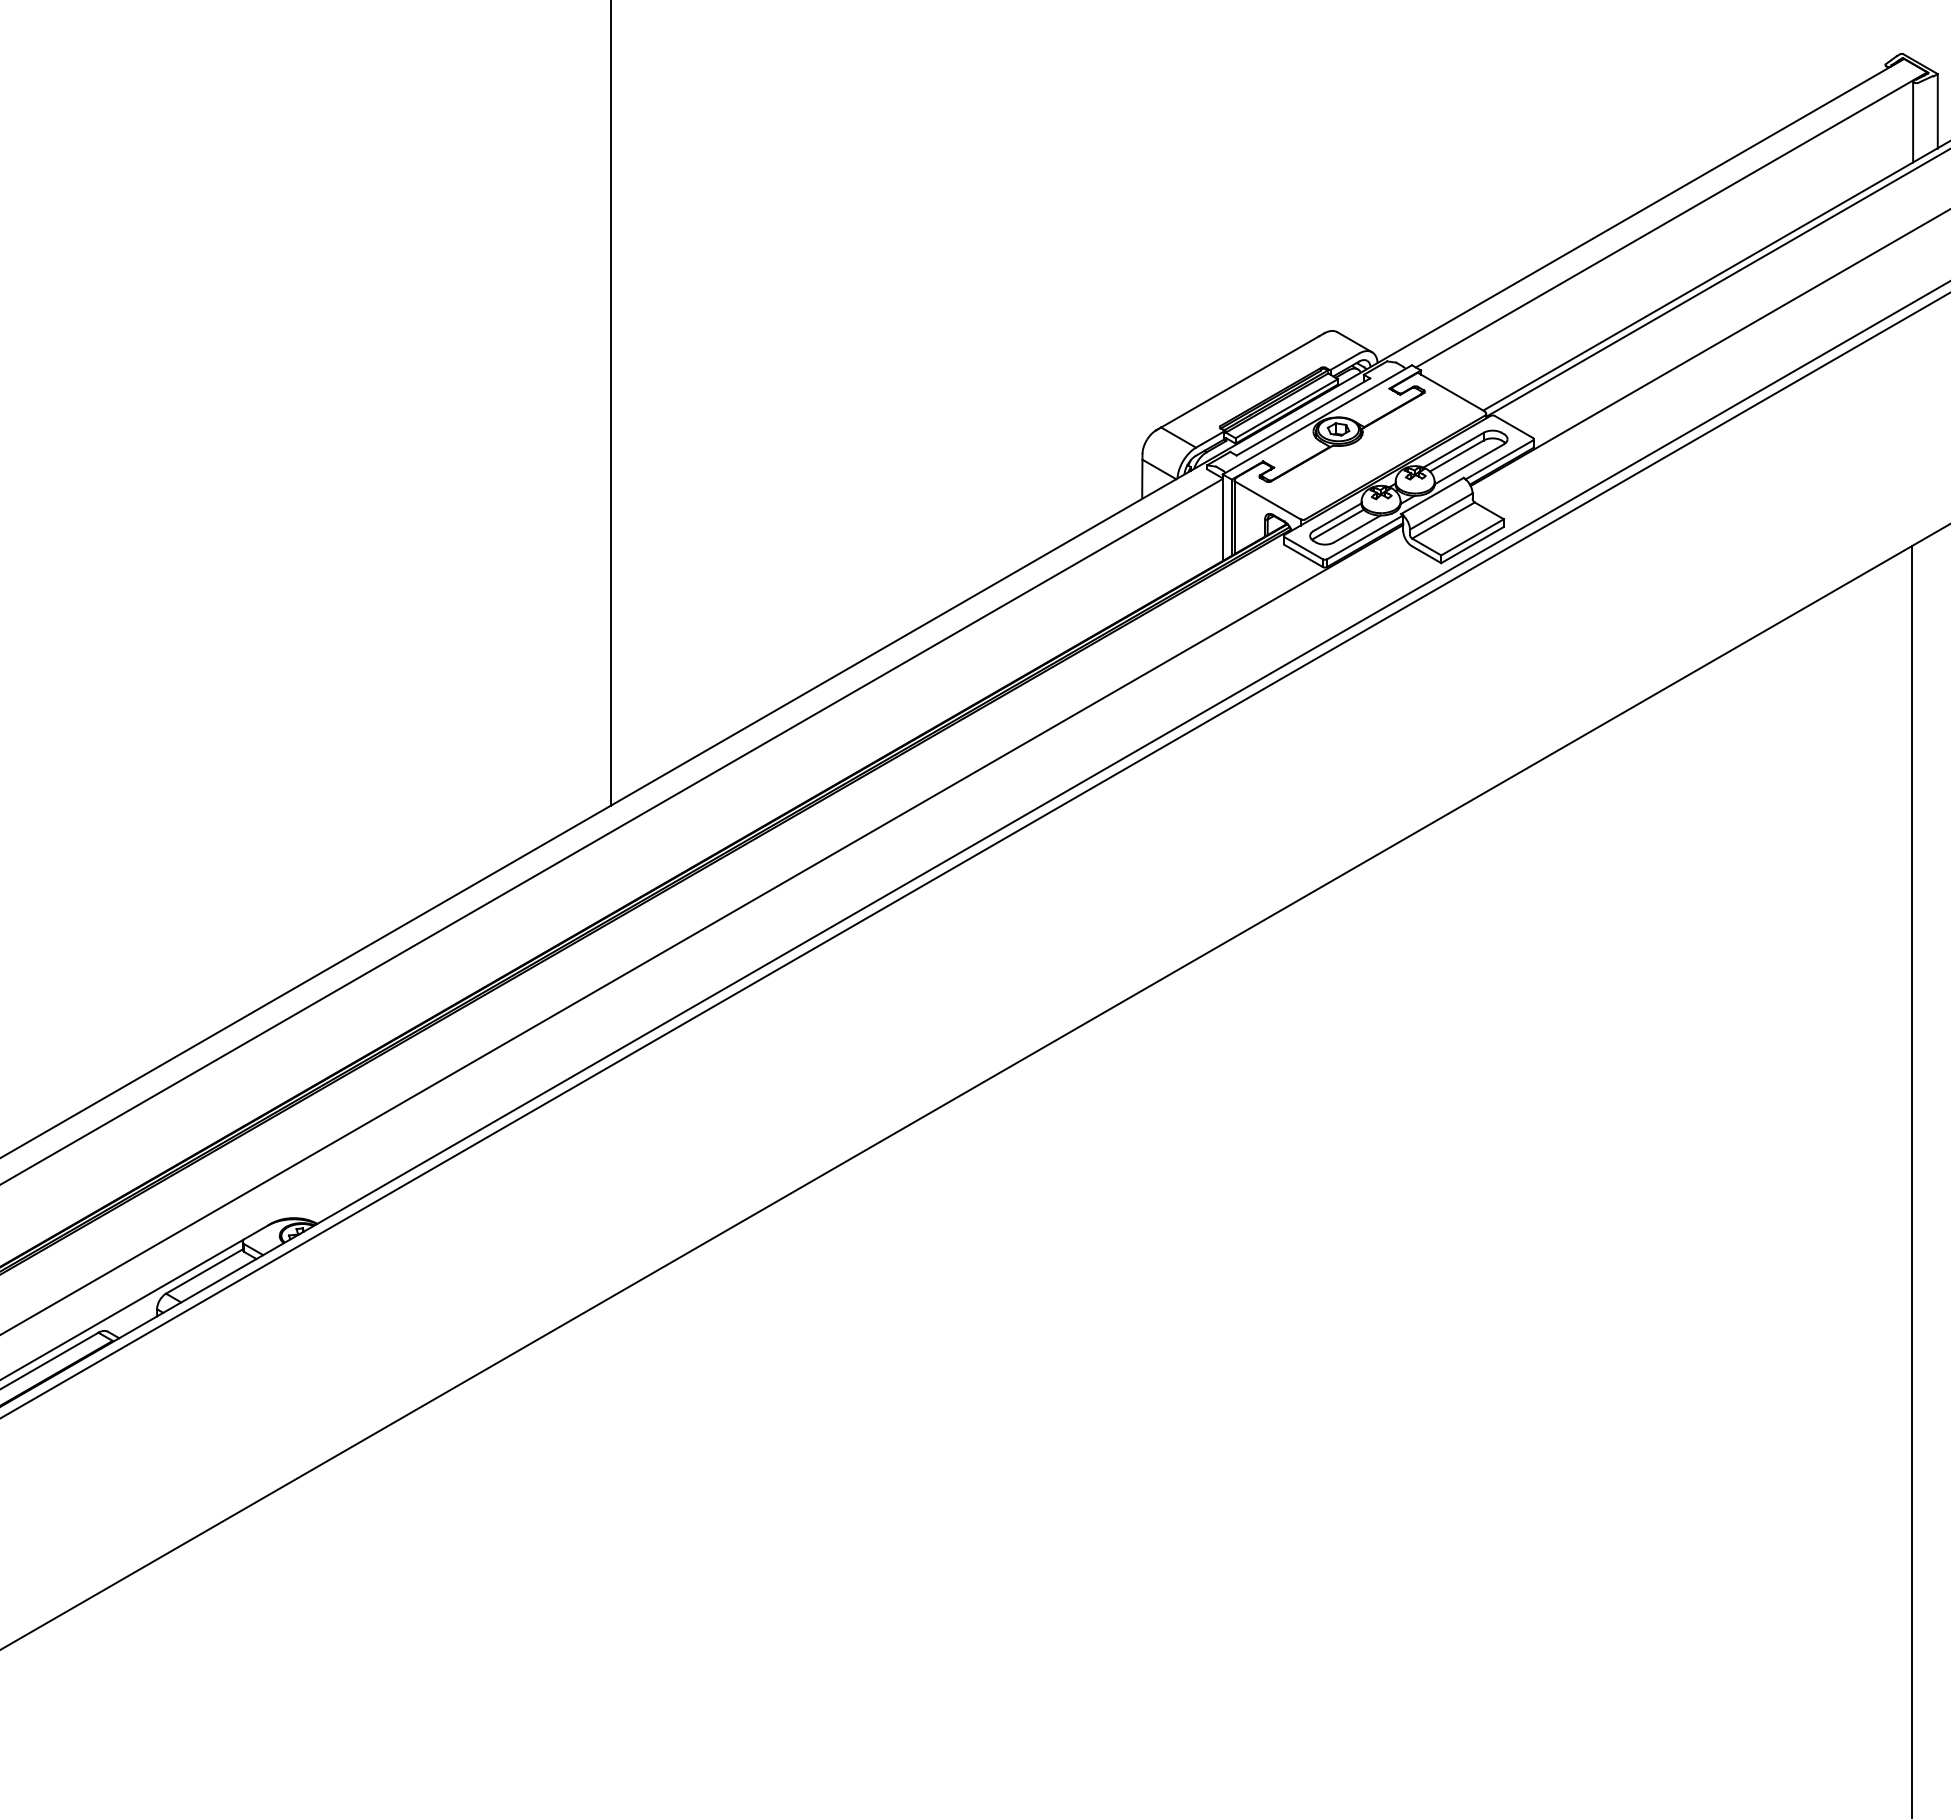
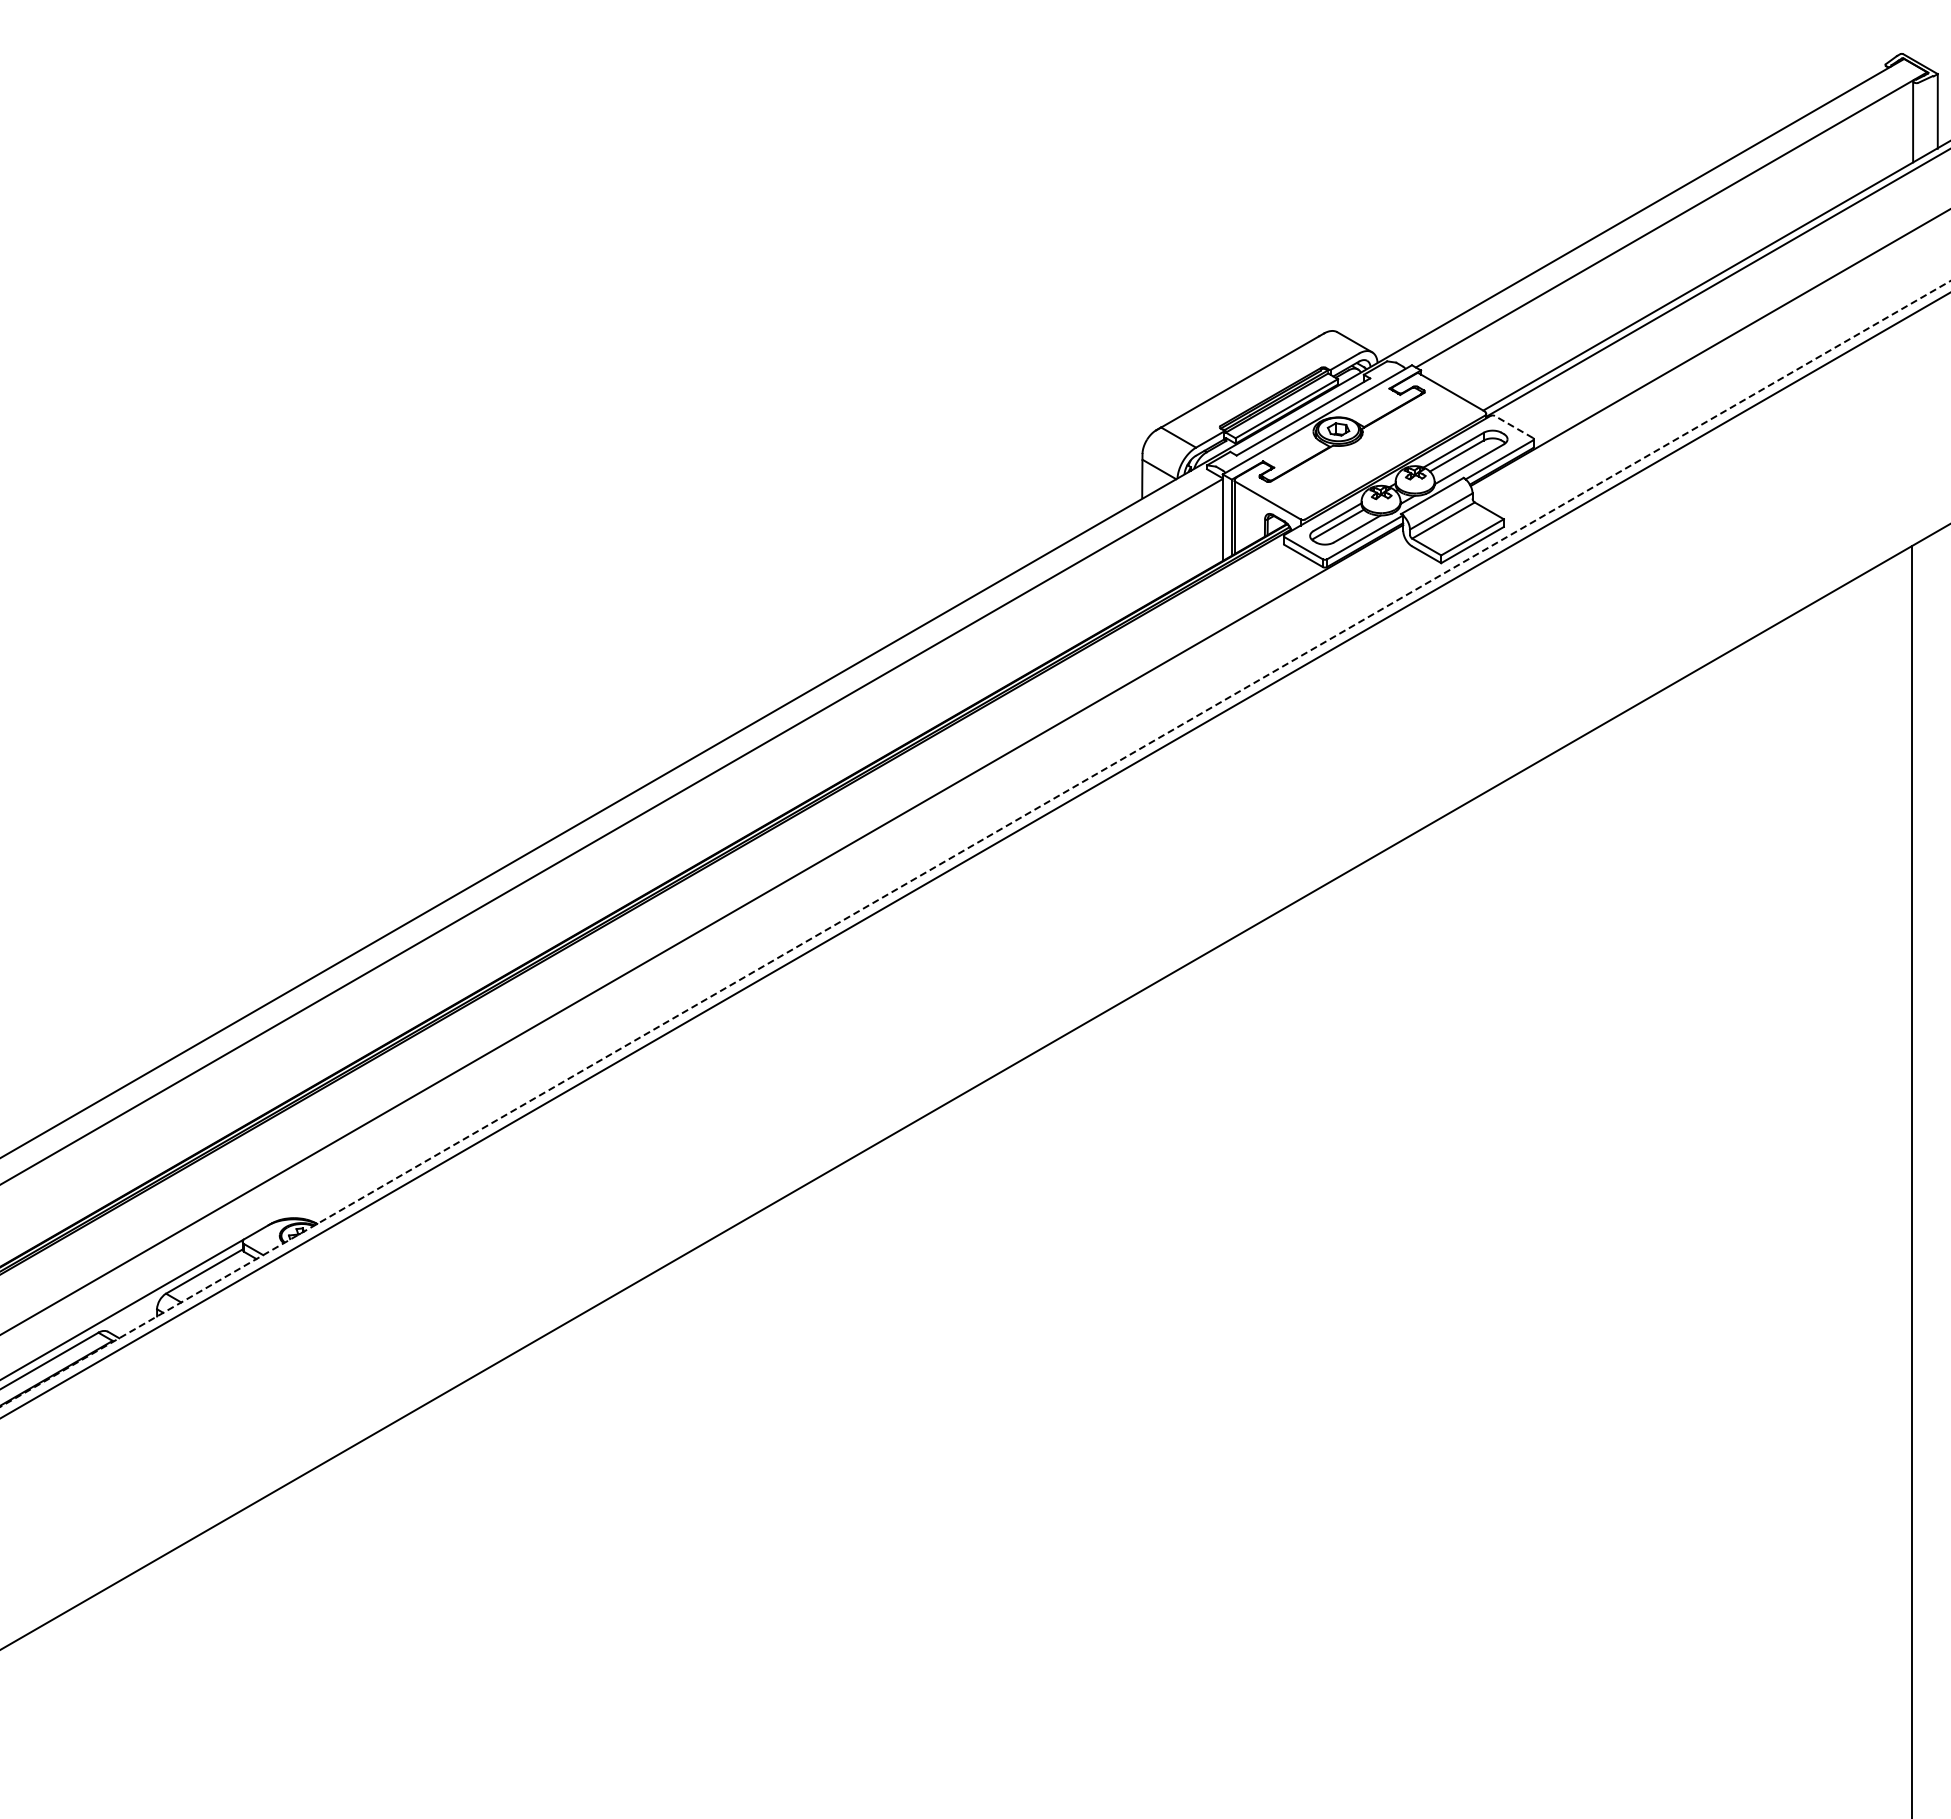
line: present -> none (610, 403)
line: solid -> dashed (1513, 426)
line: solid -> dashed (975, 844)
